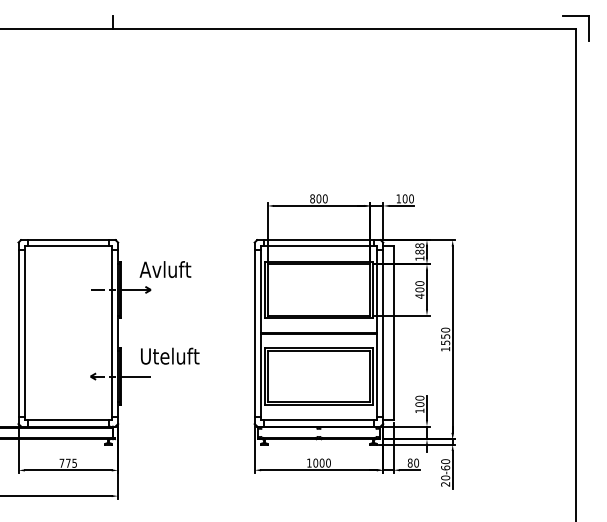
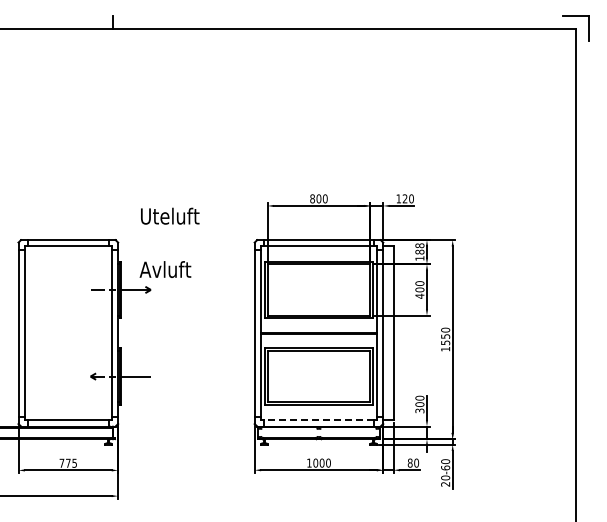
text: 100 -> 120 (404, 198)
text position: (170, 355) -> (170, 215) (170, 215)
text: 100 -> 300 (419, 410)
line: solid -> dashed (318, 420)
